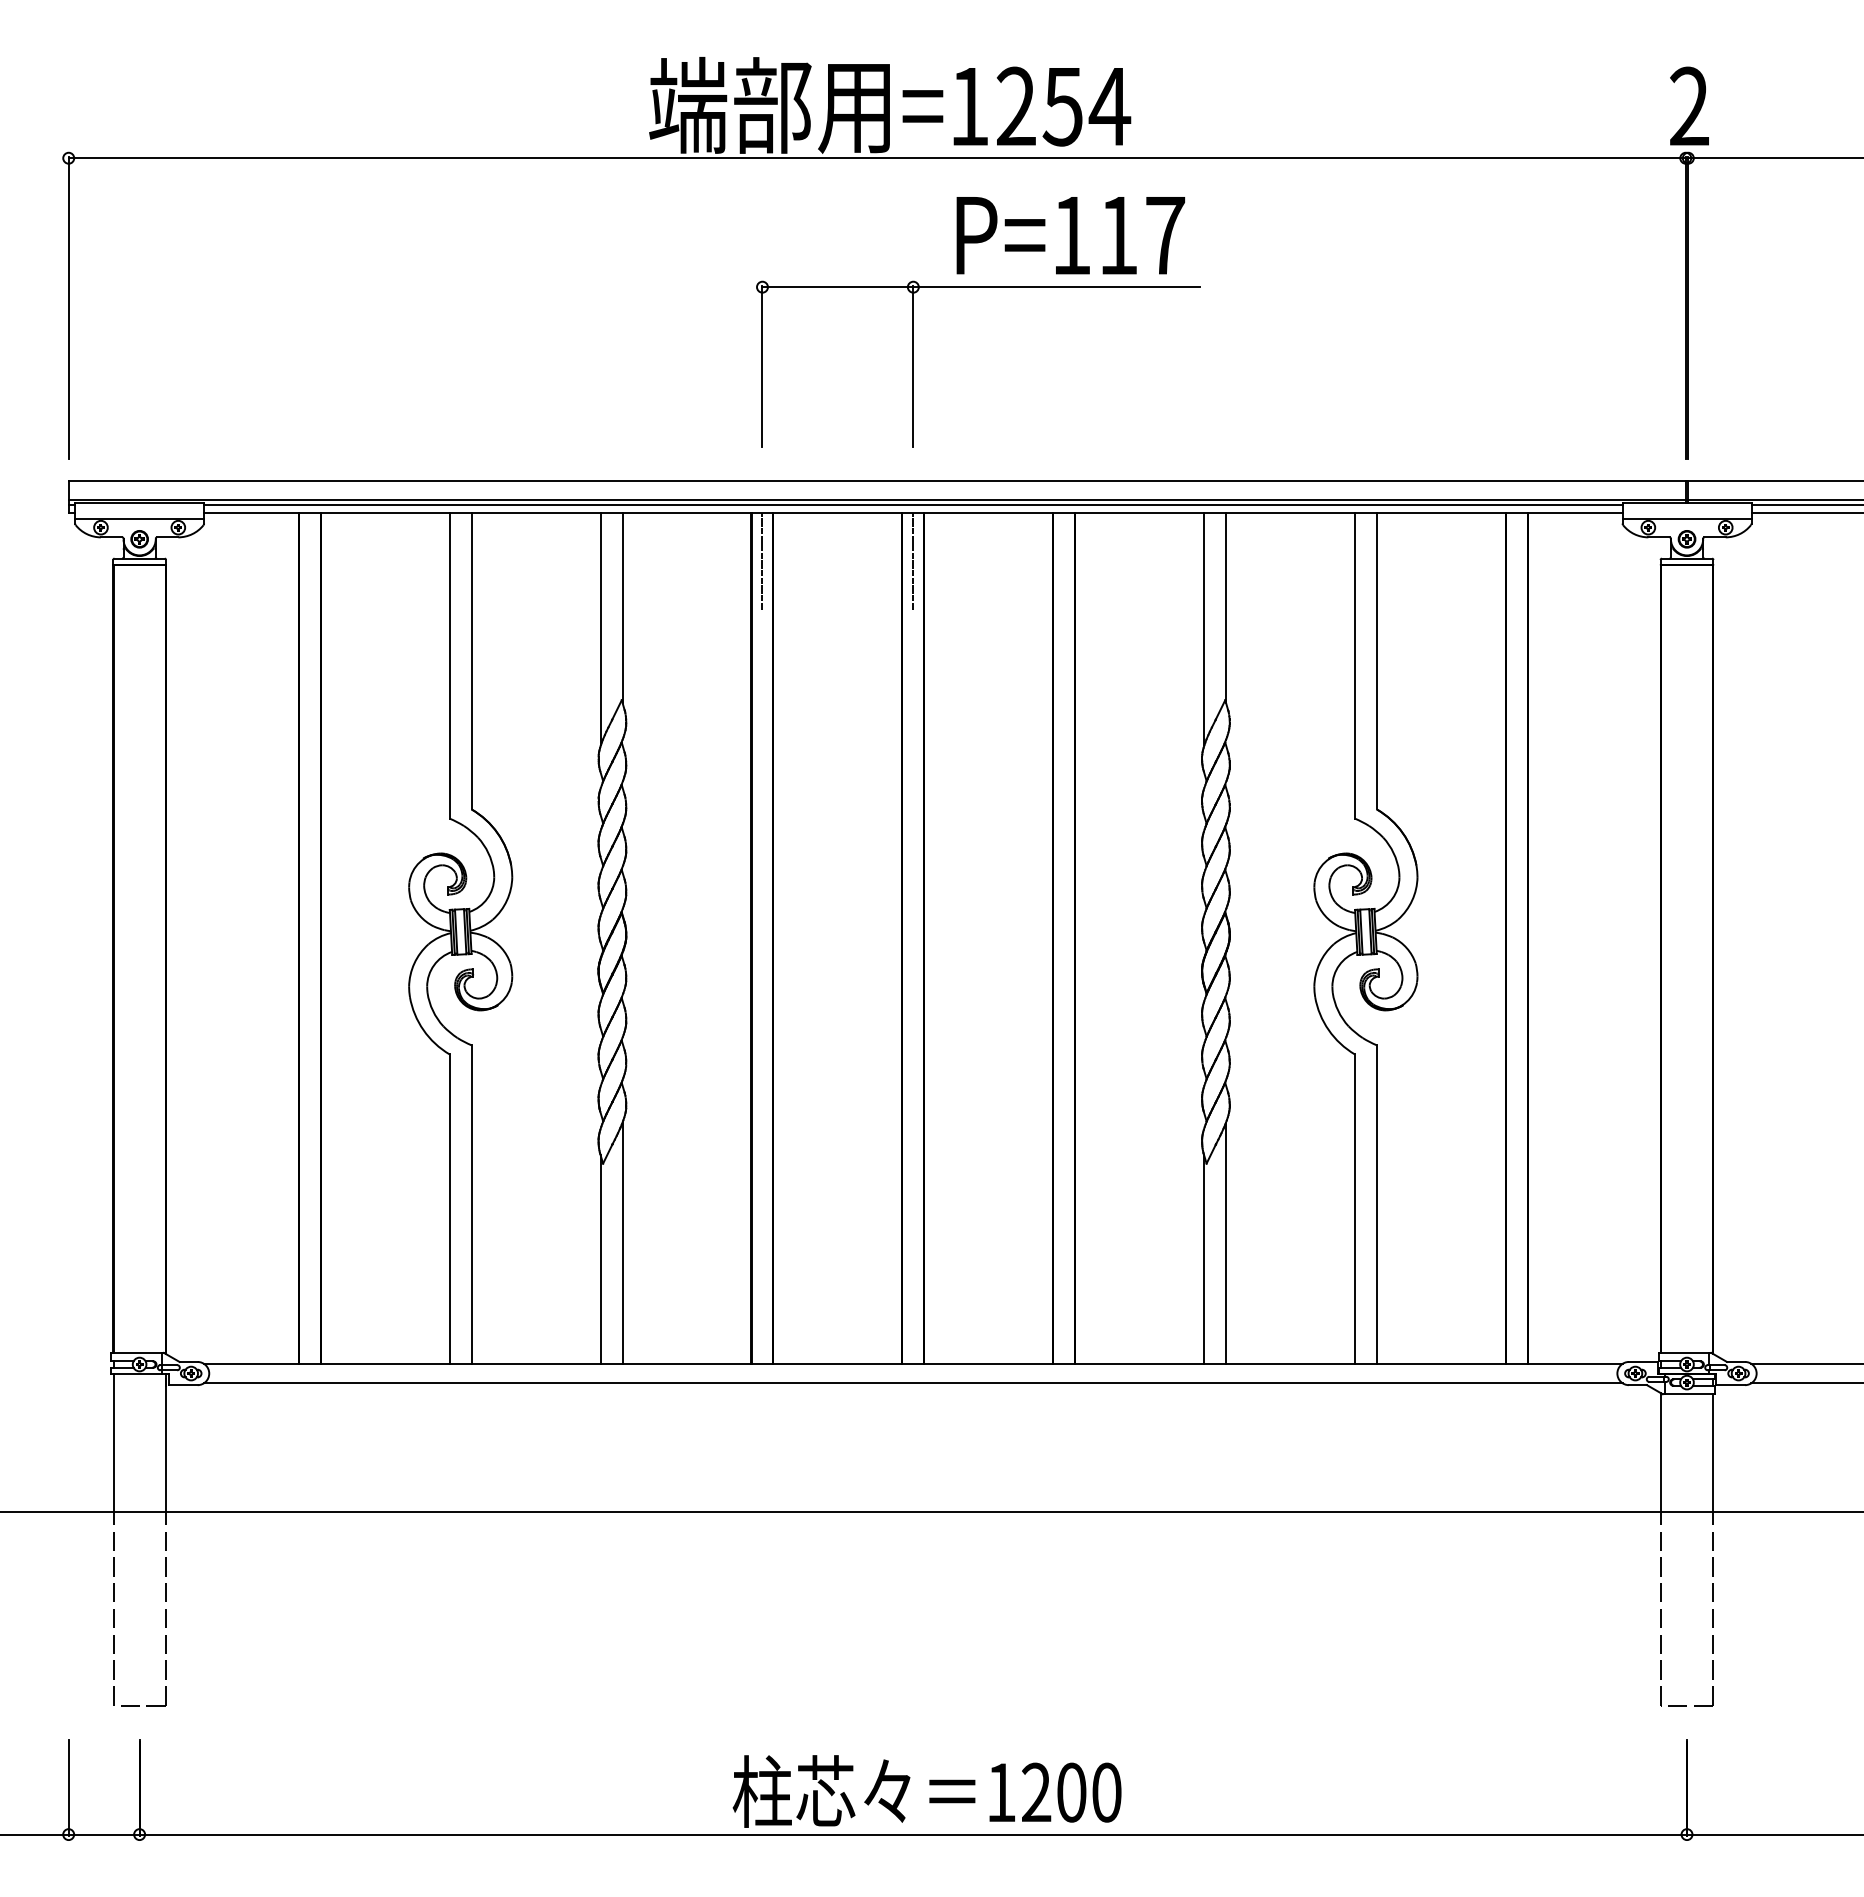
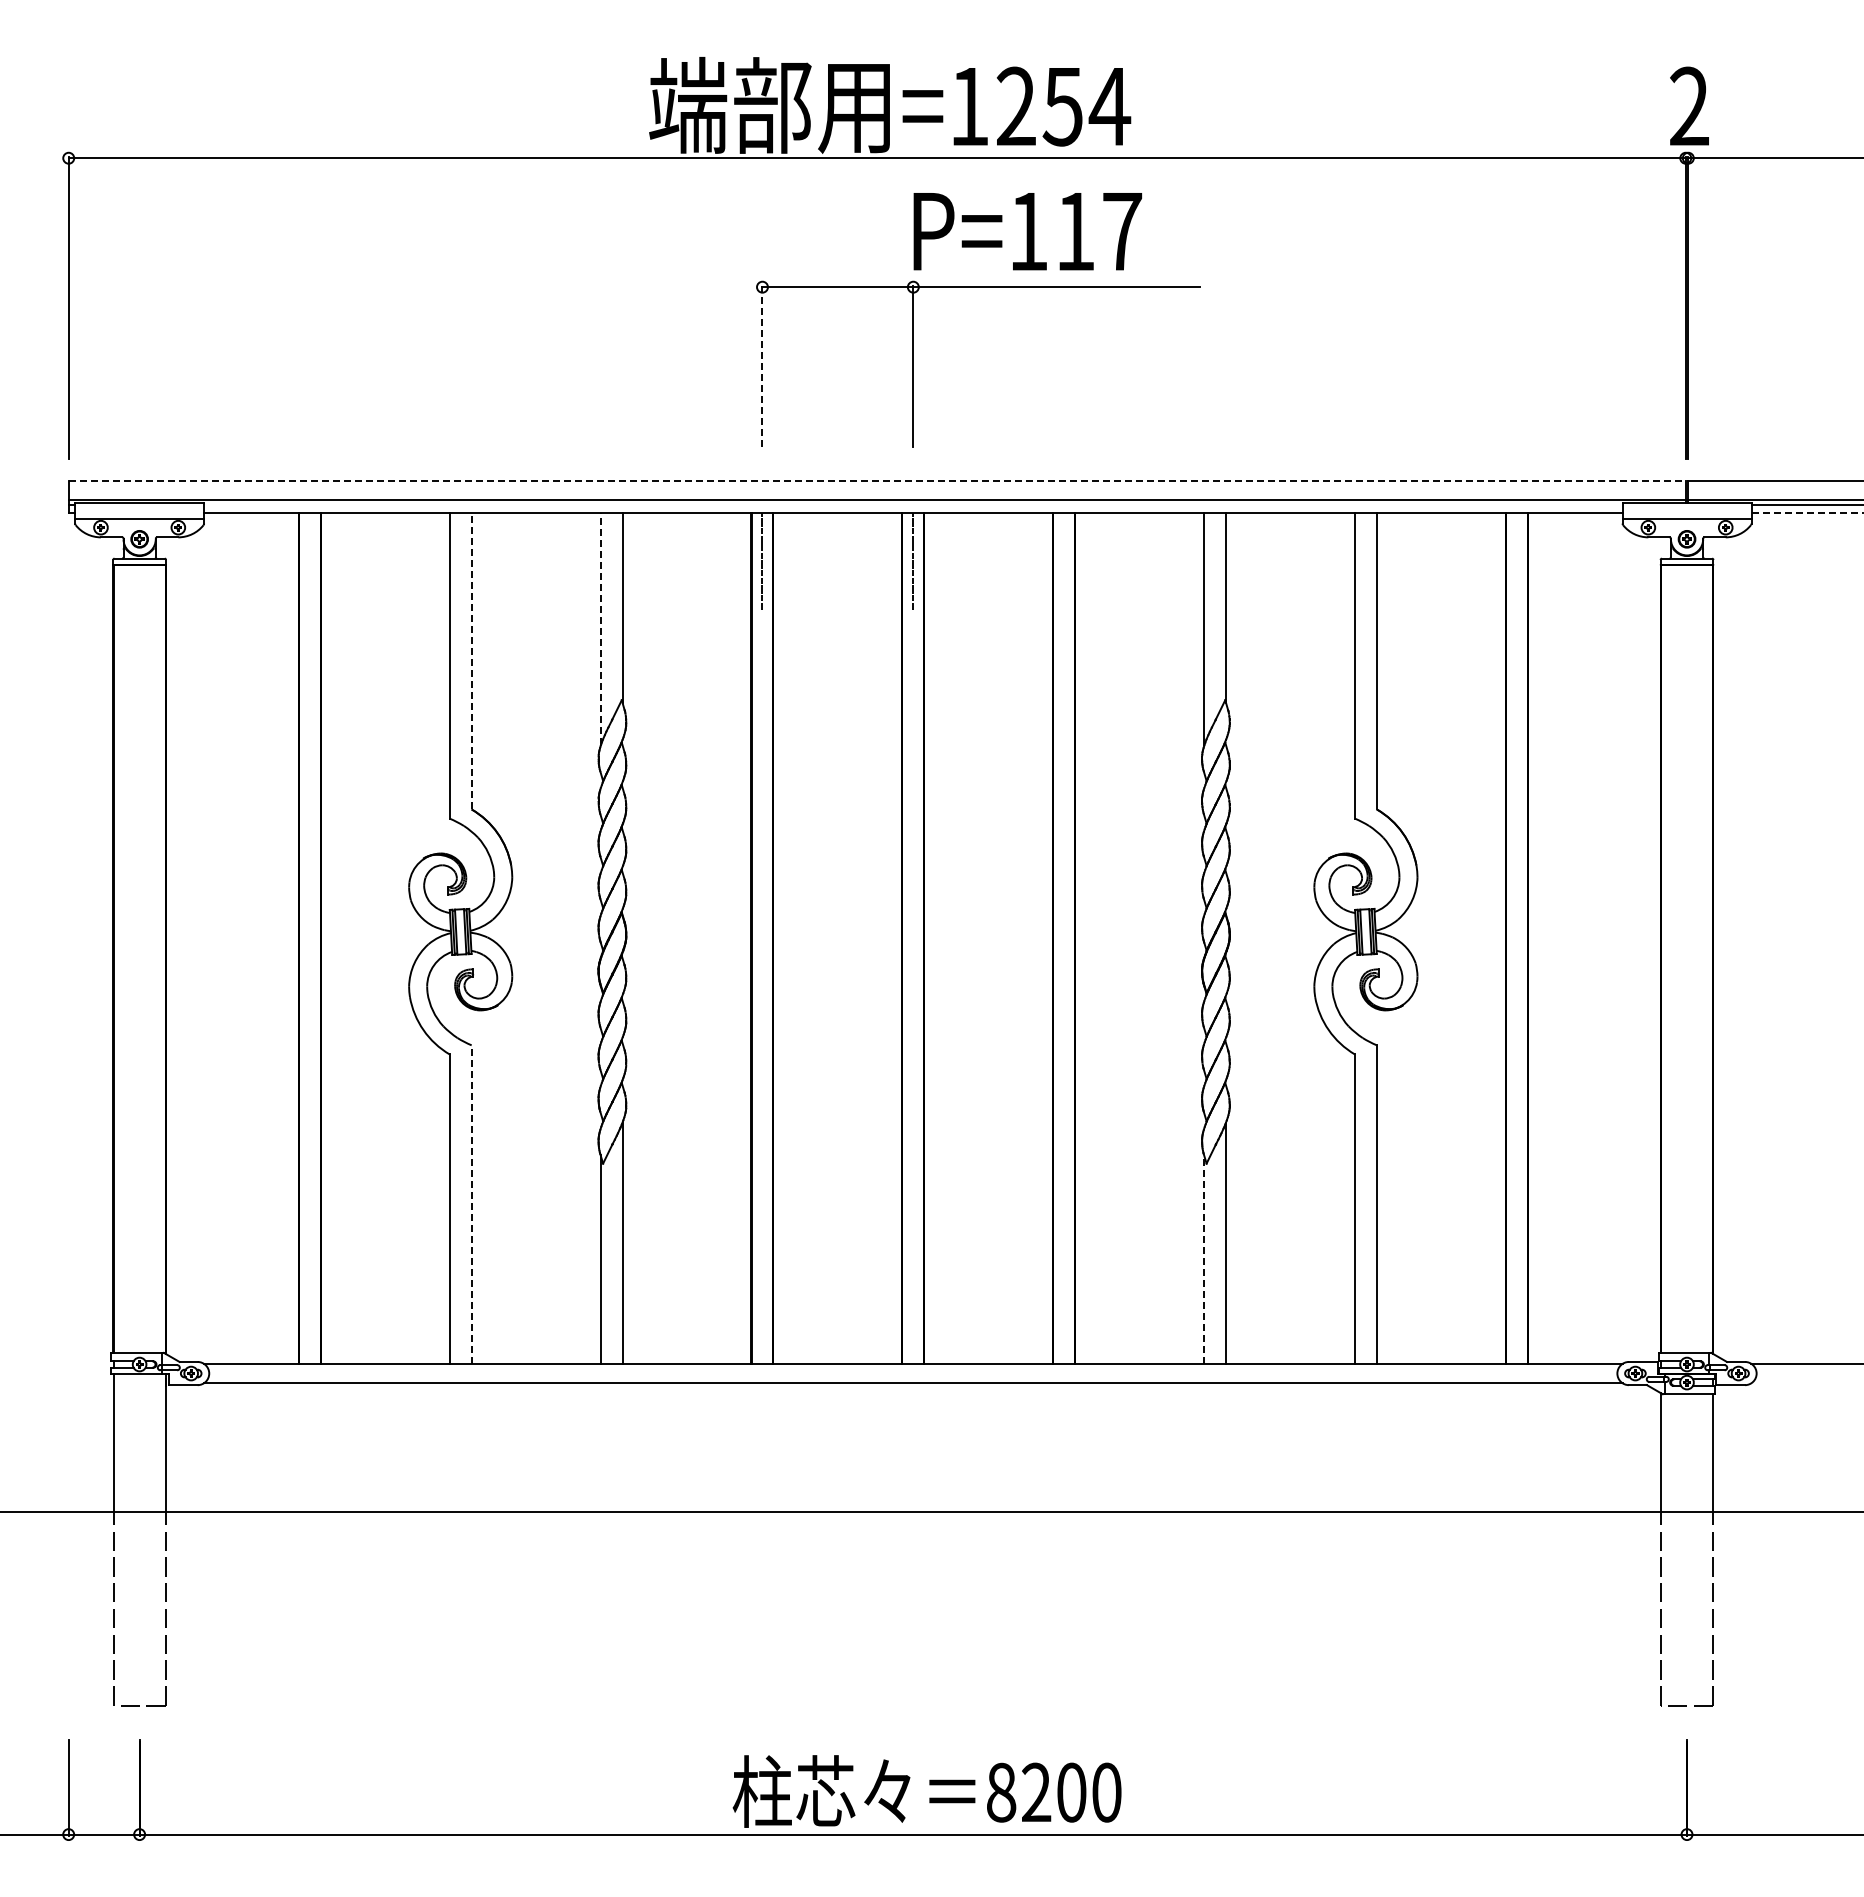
text position: (1070, 235) -> (1027, 231) (1027, 231)
line: solid -> dashed (762, 366)
line: solid -> dashed (877, 480)
line: present -> none (913, 505)
line: solid -> dashed (1807, 512)
line: solid -> dashed (600, 628)
line: solid -> dashed (471, 660)
line: solid -> dashed (471, 1204)
line: solid -> dashed (1204, 1259)
line: present -> none (1805, 1383)
text: 1200 -> 8200 (1001, 1792)
